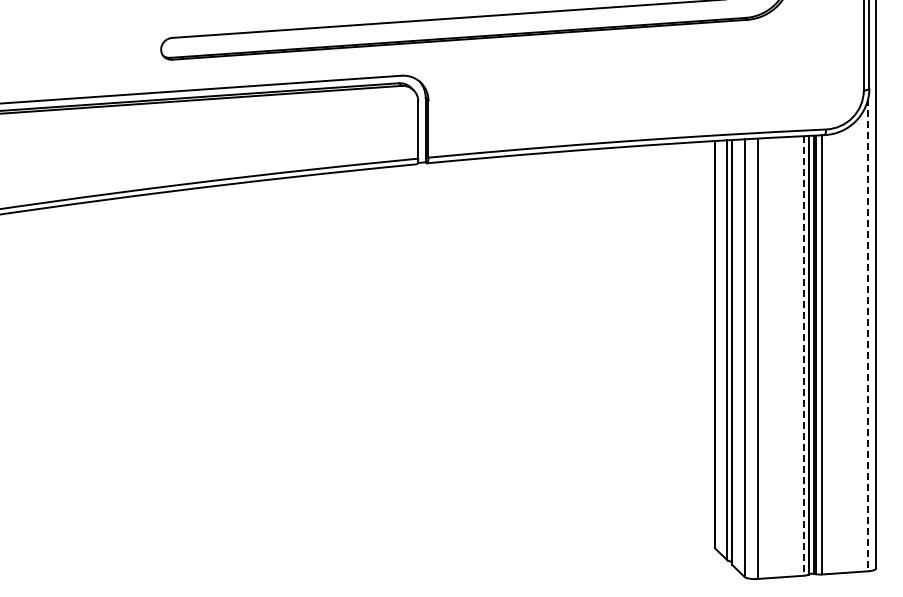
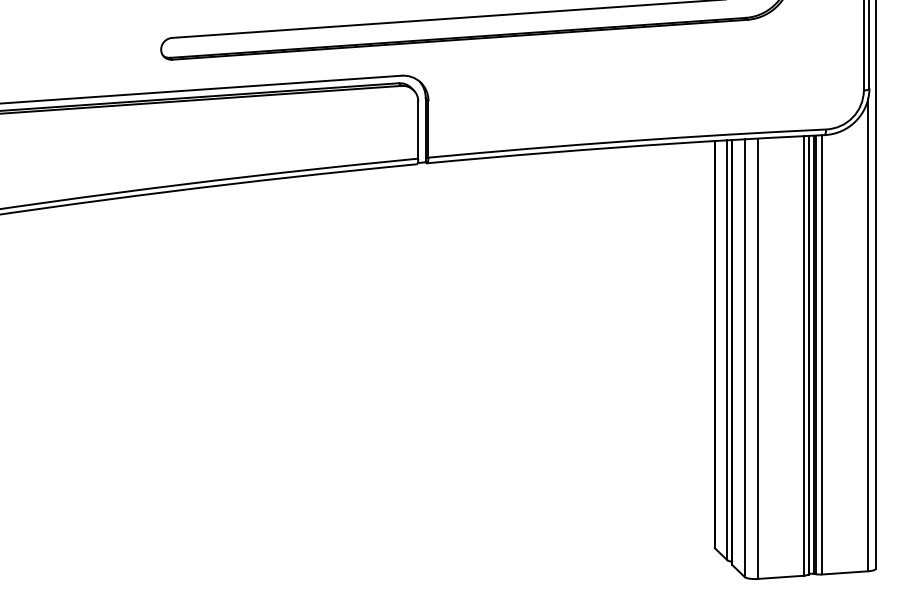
line: dashed -> solid (868, 335)
line: dashed -> solid (803, 355)
